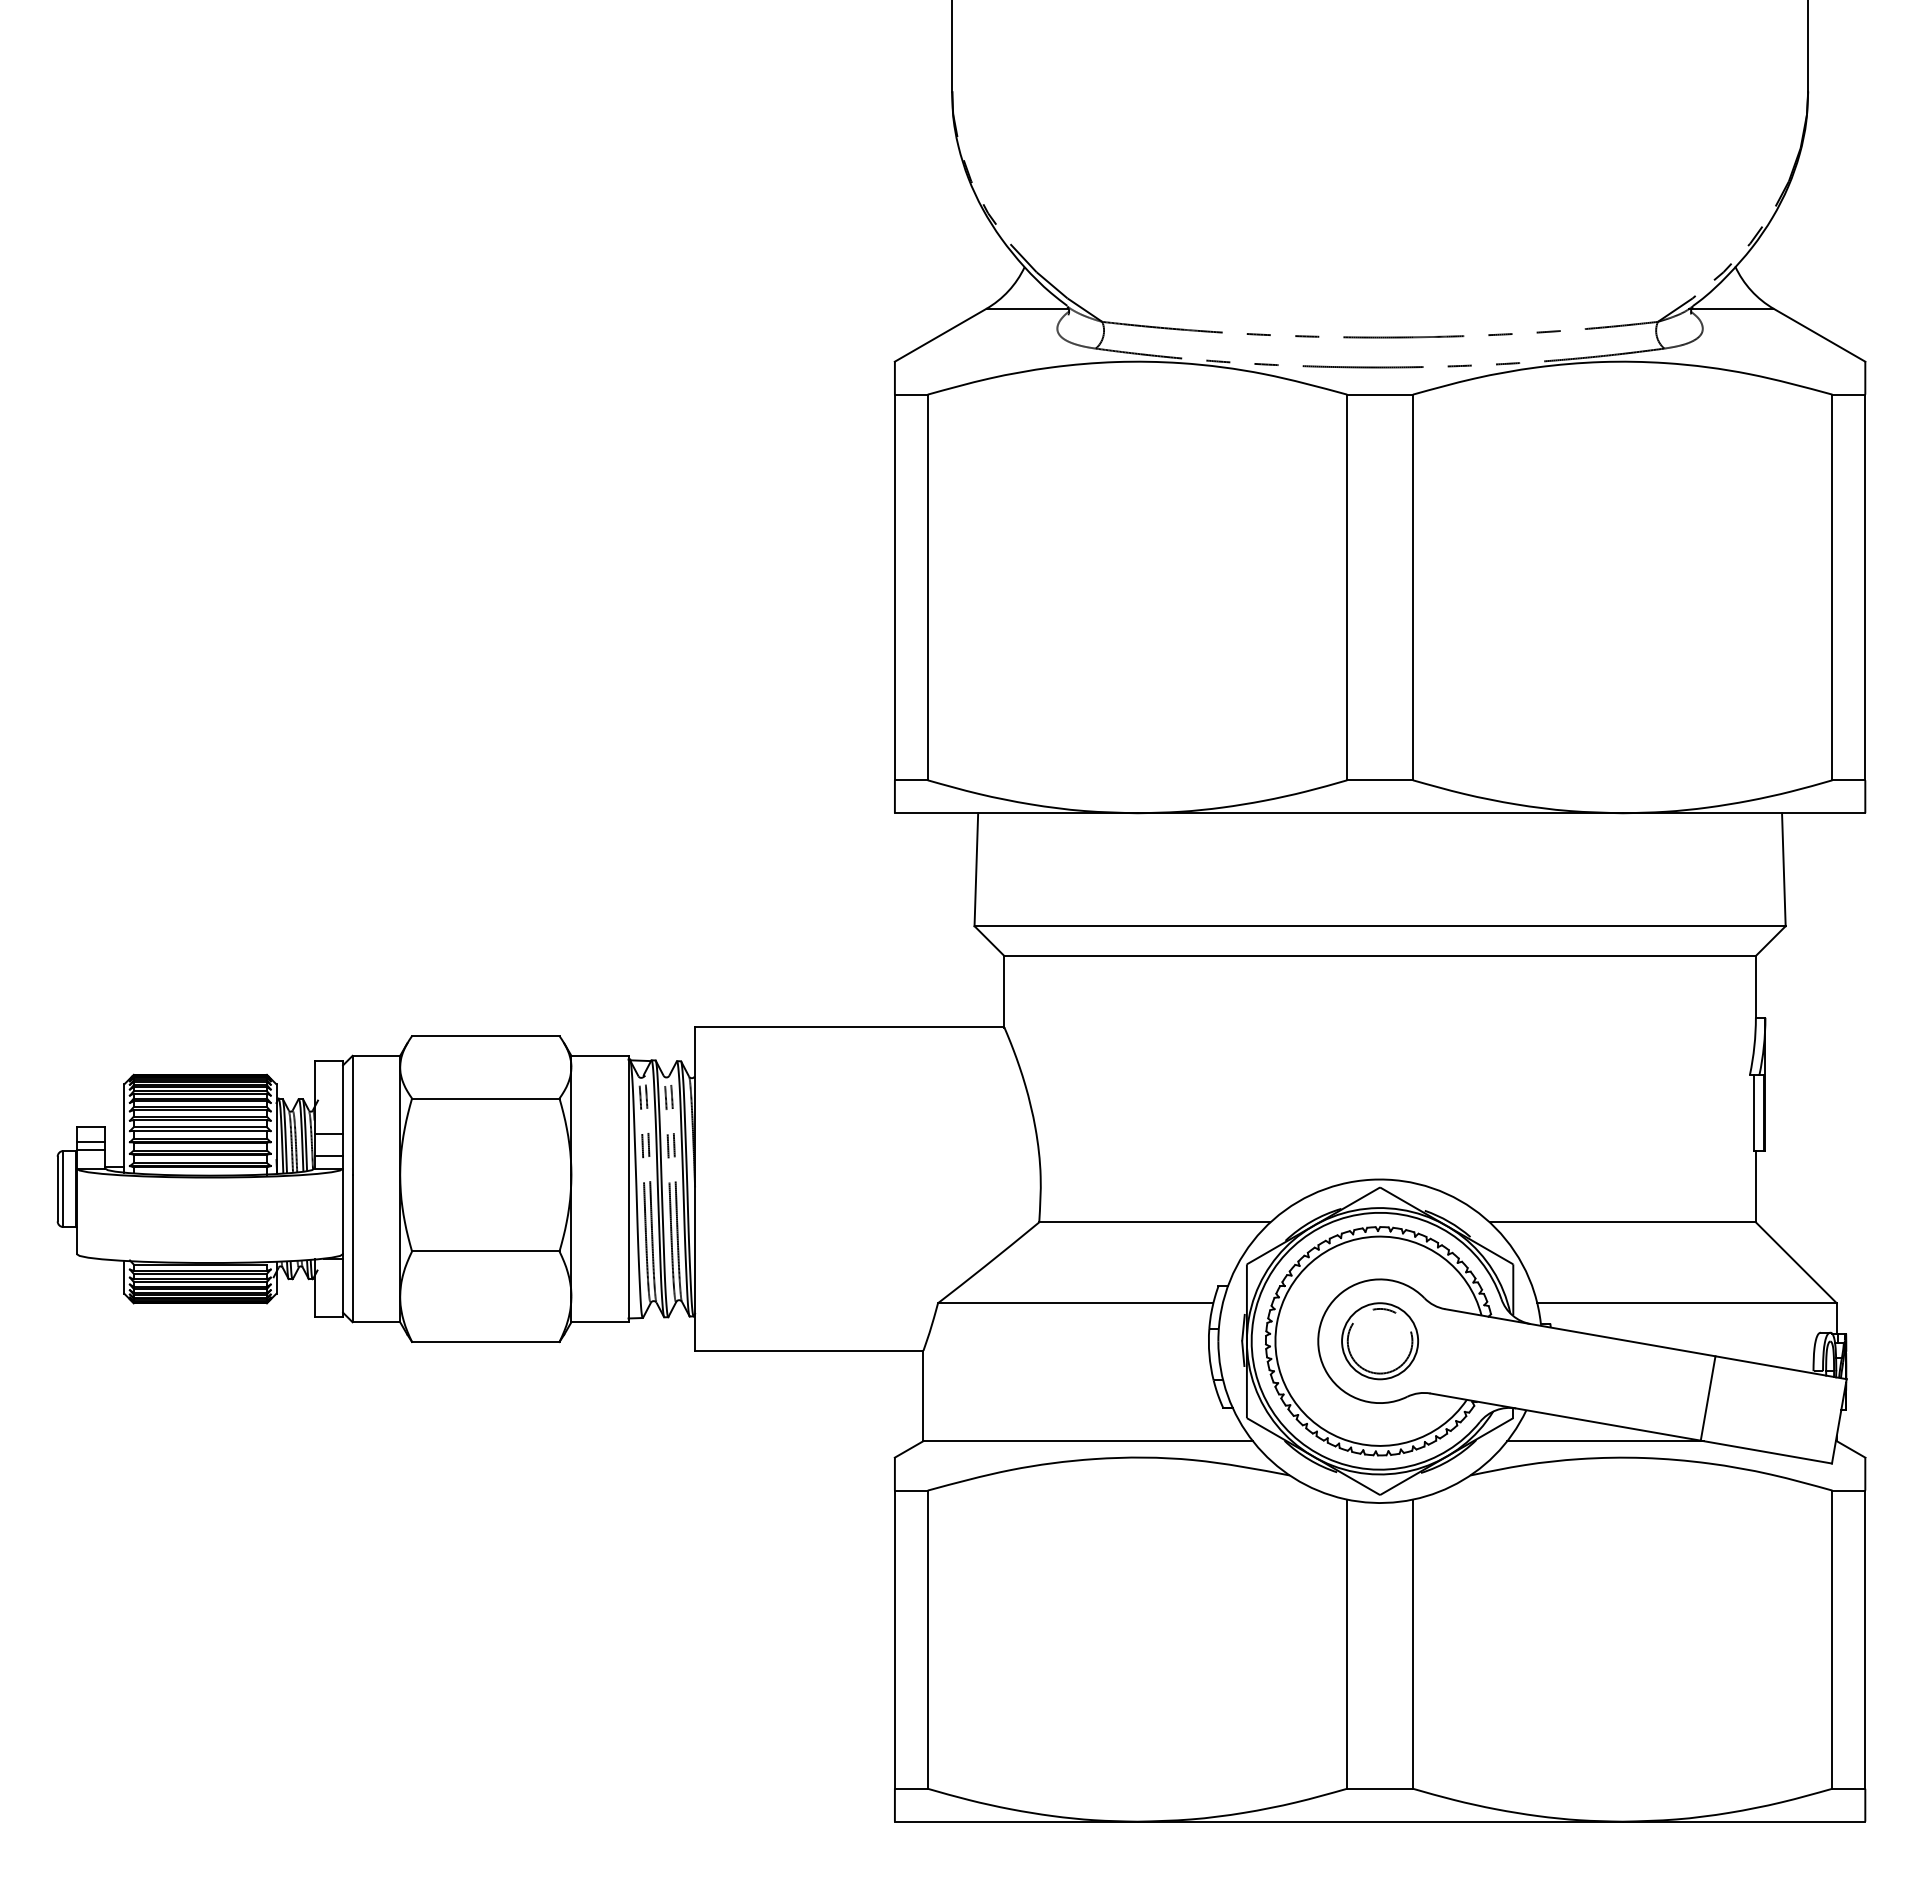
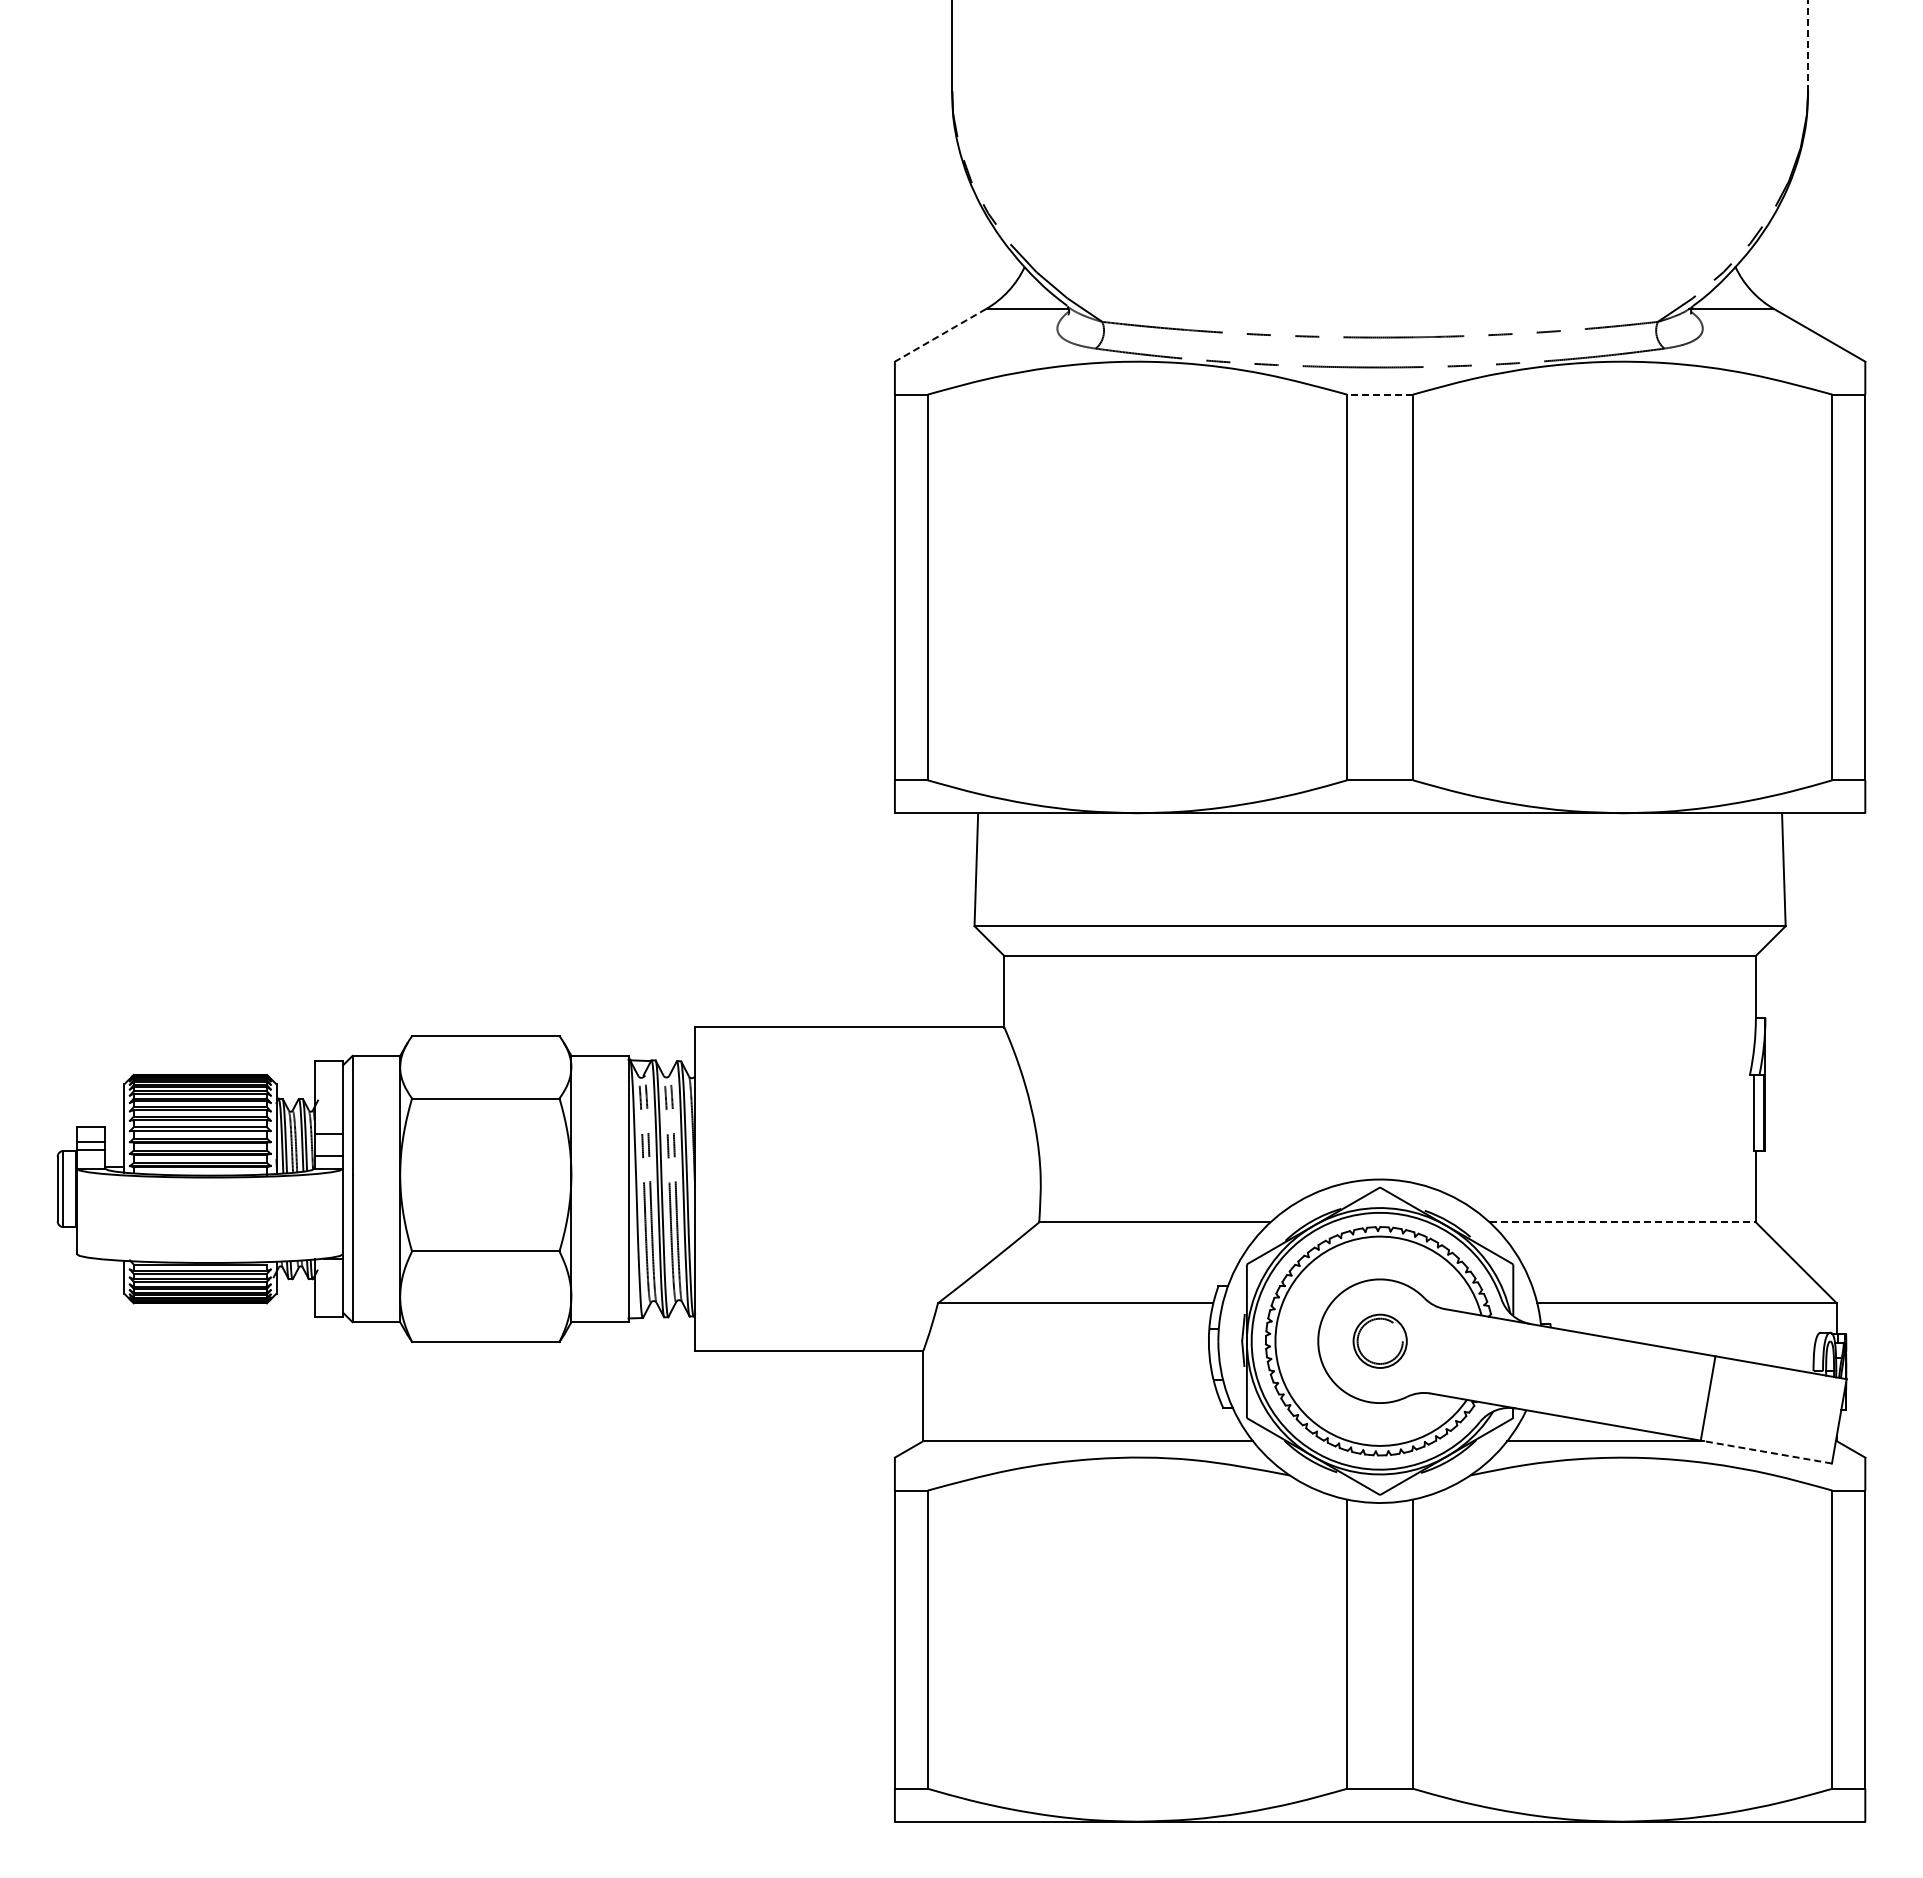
line: solid -> dashed (1808, 45)
line: solid -> dashed (940, 335)
line: solid -> dashed (1380, 394)
line: solid -> dashed (1623, 1222)
part size: 79x79 px -> 56x56 px (1379, 1340)
line: solid -> dashed (1766, 1452)
